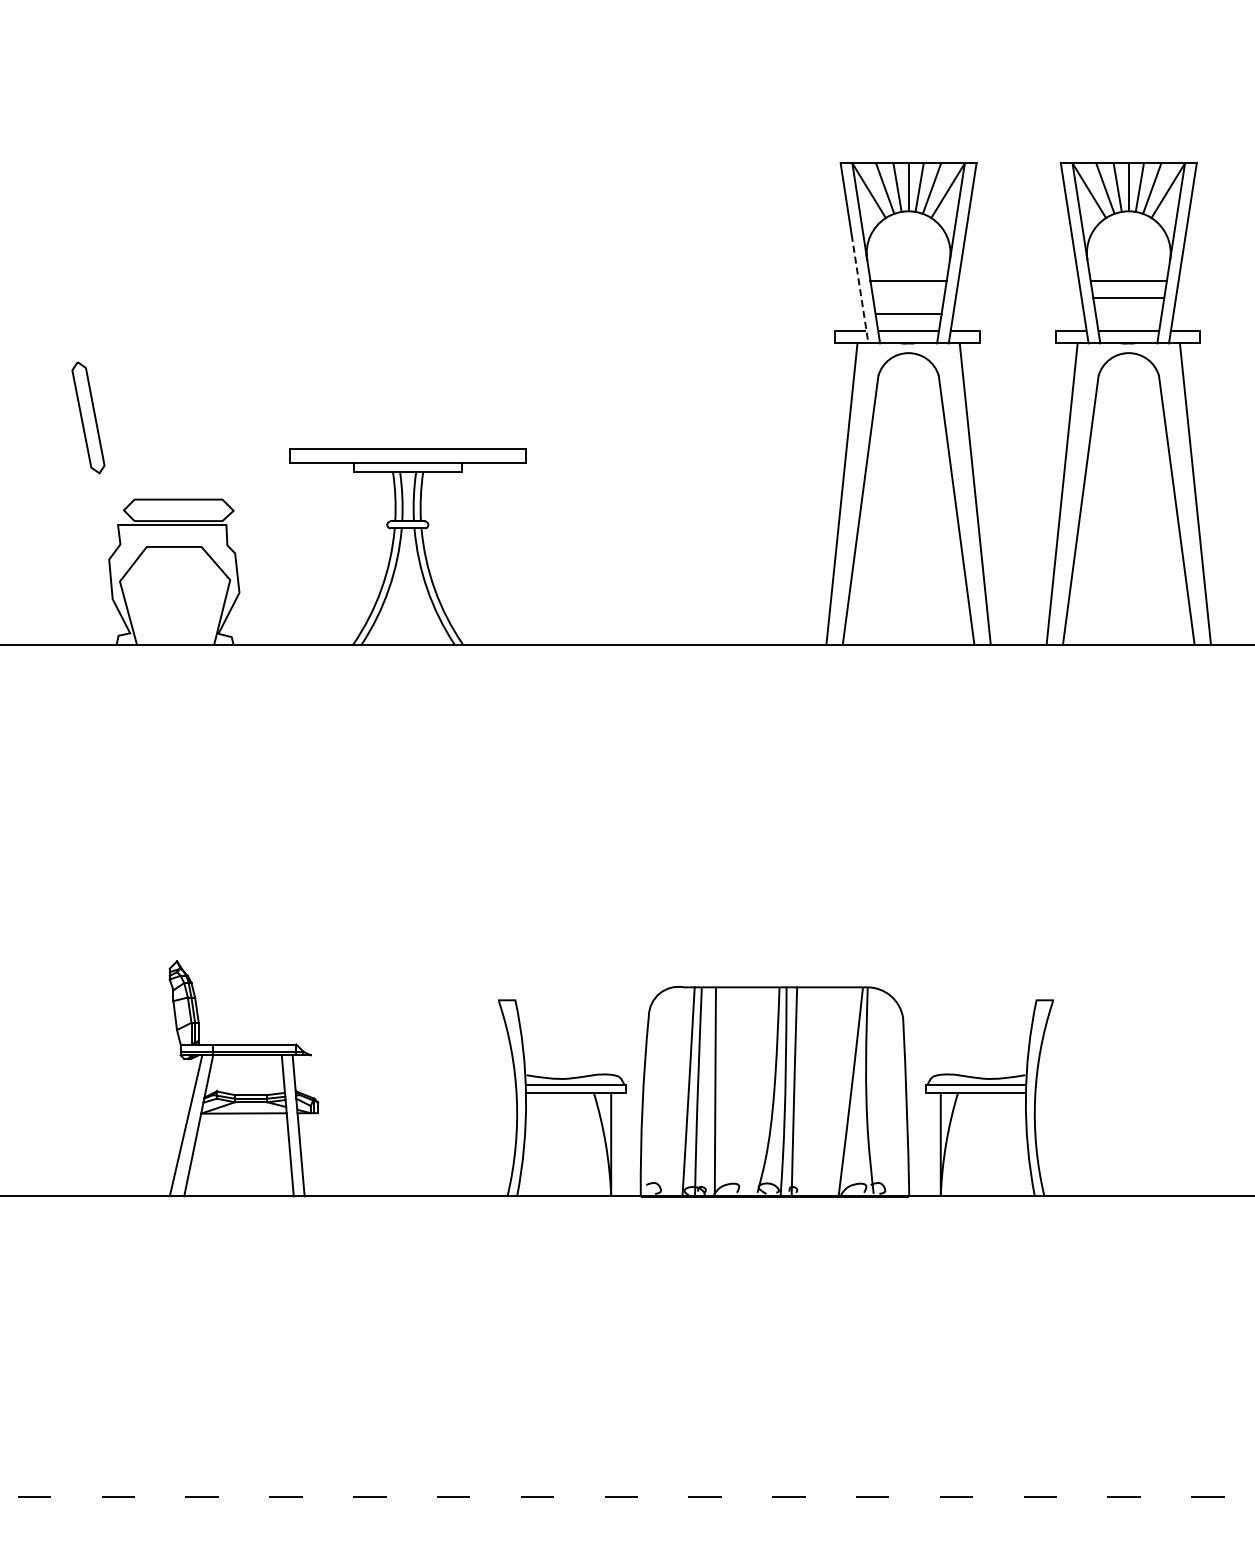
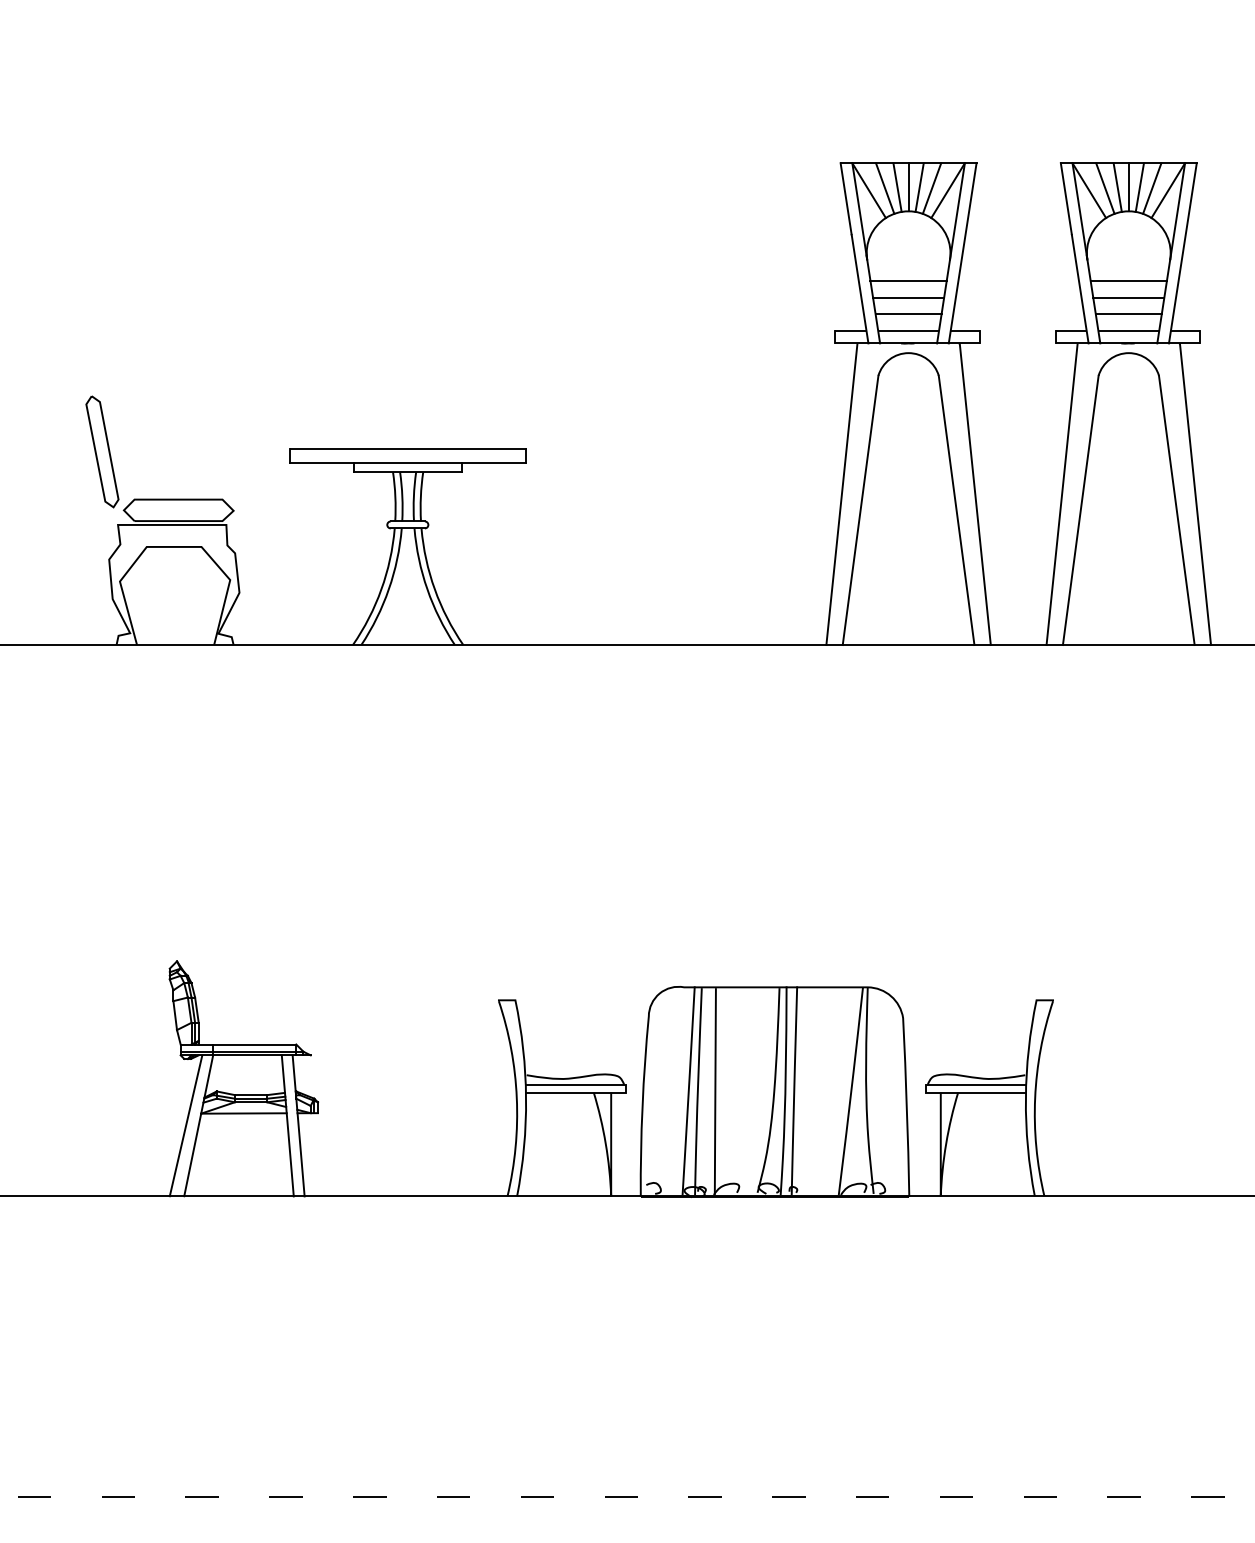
line: dashed -> solid (860, 289)
line: none -> present (908, 298)
line: none -> present (1128, 314)
part position: (88, 417) -> (102, 451) (102, 451)
